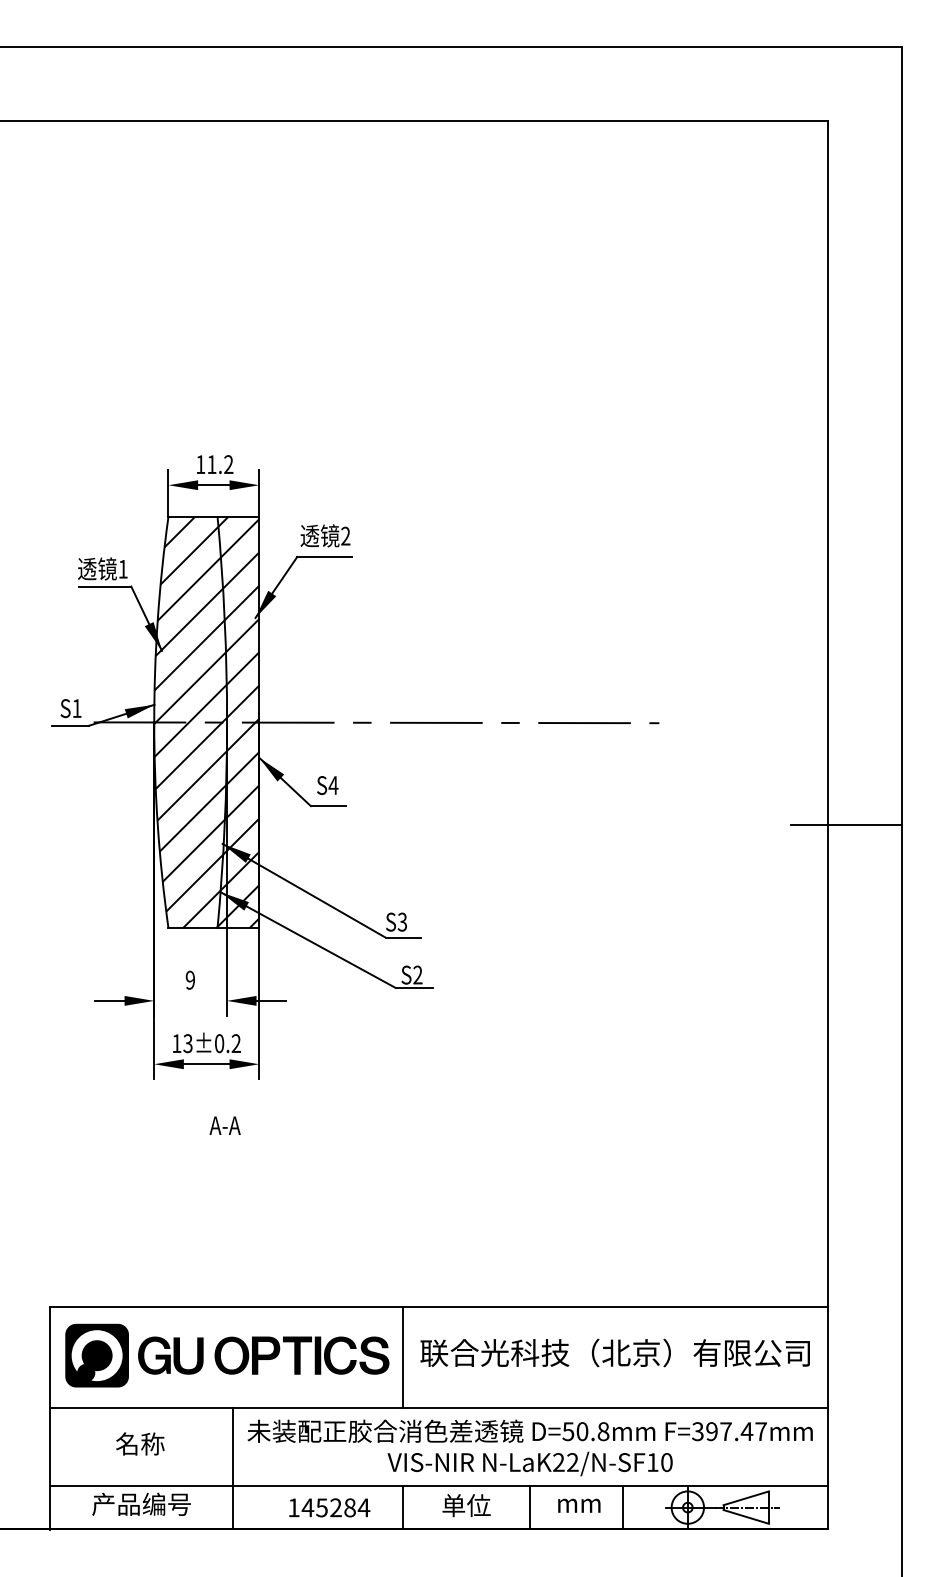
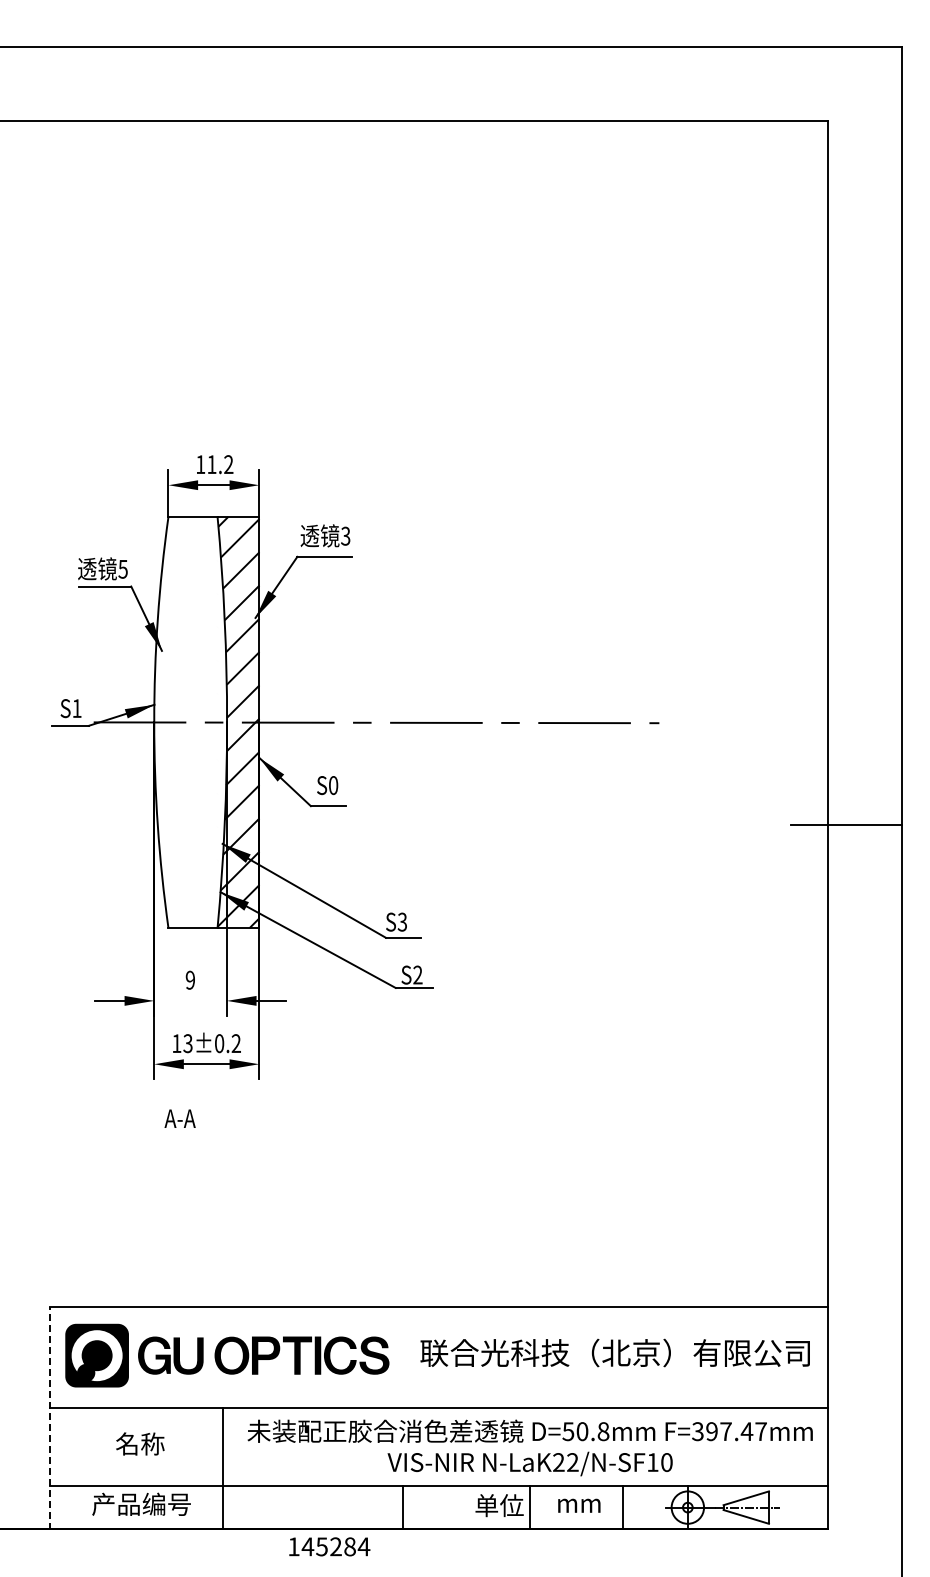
text: 2 -> 3 (345, 536)
text: 1 -> 5 (122, 569)
hatch: present -> none (190, 722)
text: S4 -> S0 (333, 785)
text position: (224, 1125) -> (179, 1118) (179, 1118)
line: present -> none (402, 1356)
line: solid -> dashed (49, 1418)
line position: (233, 1468) -> (223, 1468) (223, 1468)
text position: (466, 1505) -> (499, 1505) (499, 1505)
text position: (329, 1507) -> (329, 1546) (329, 1546)
